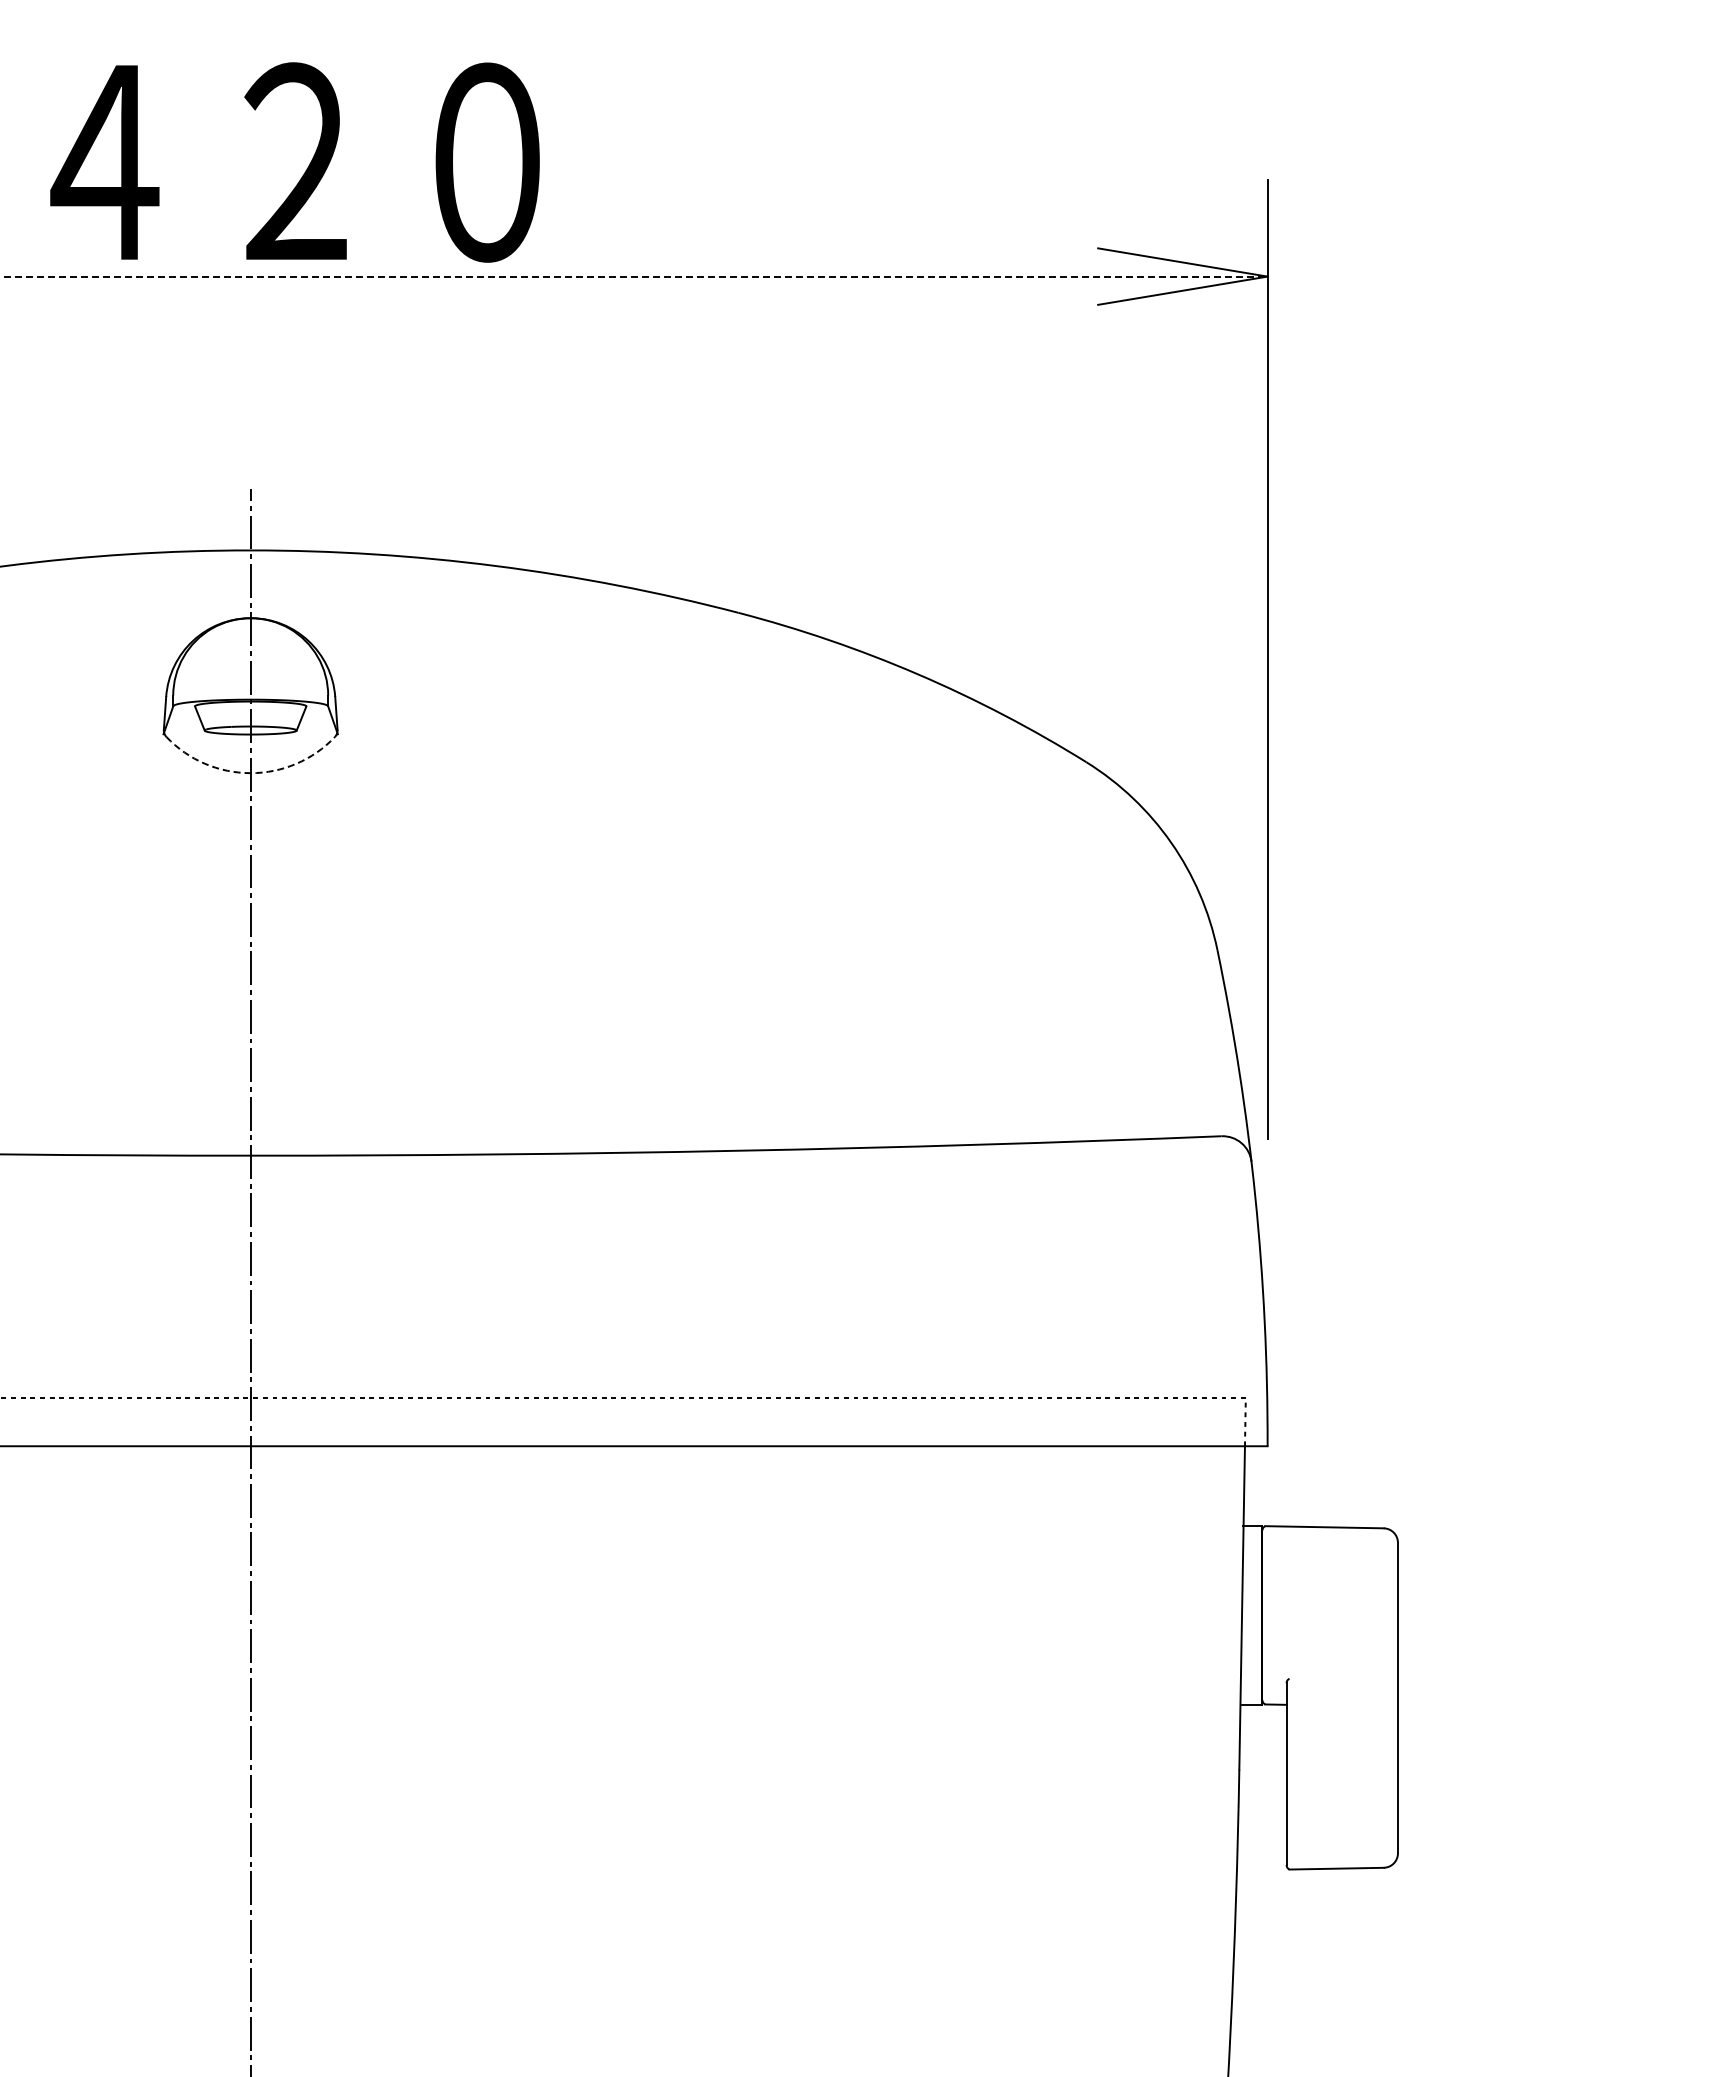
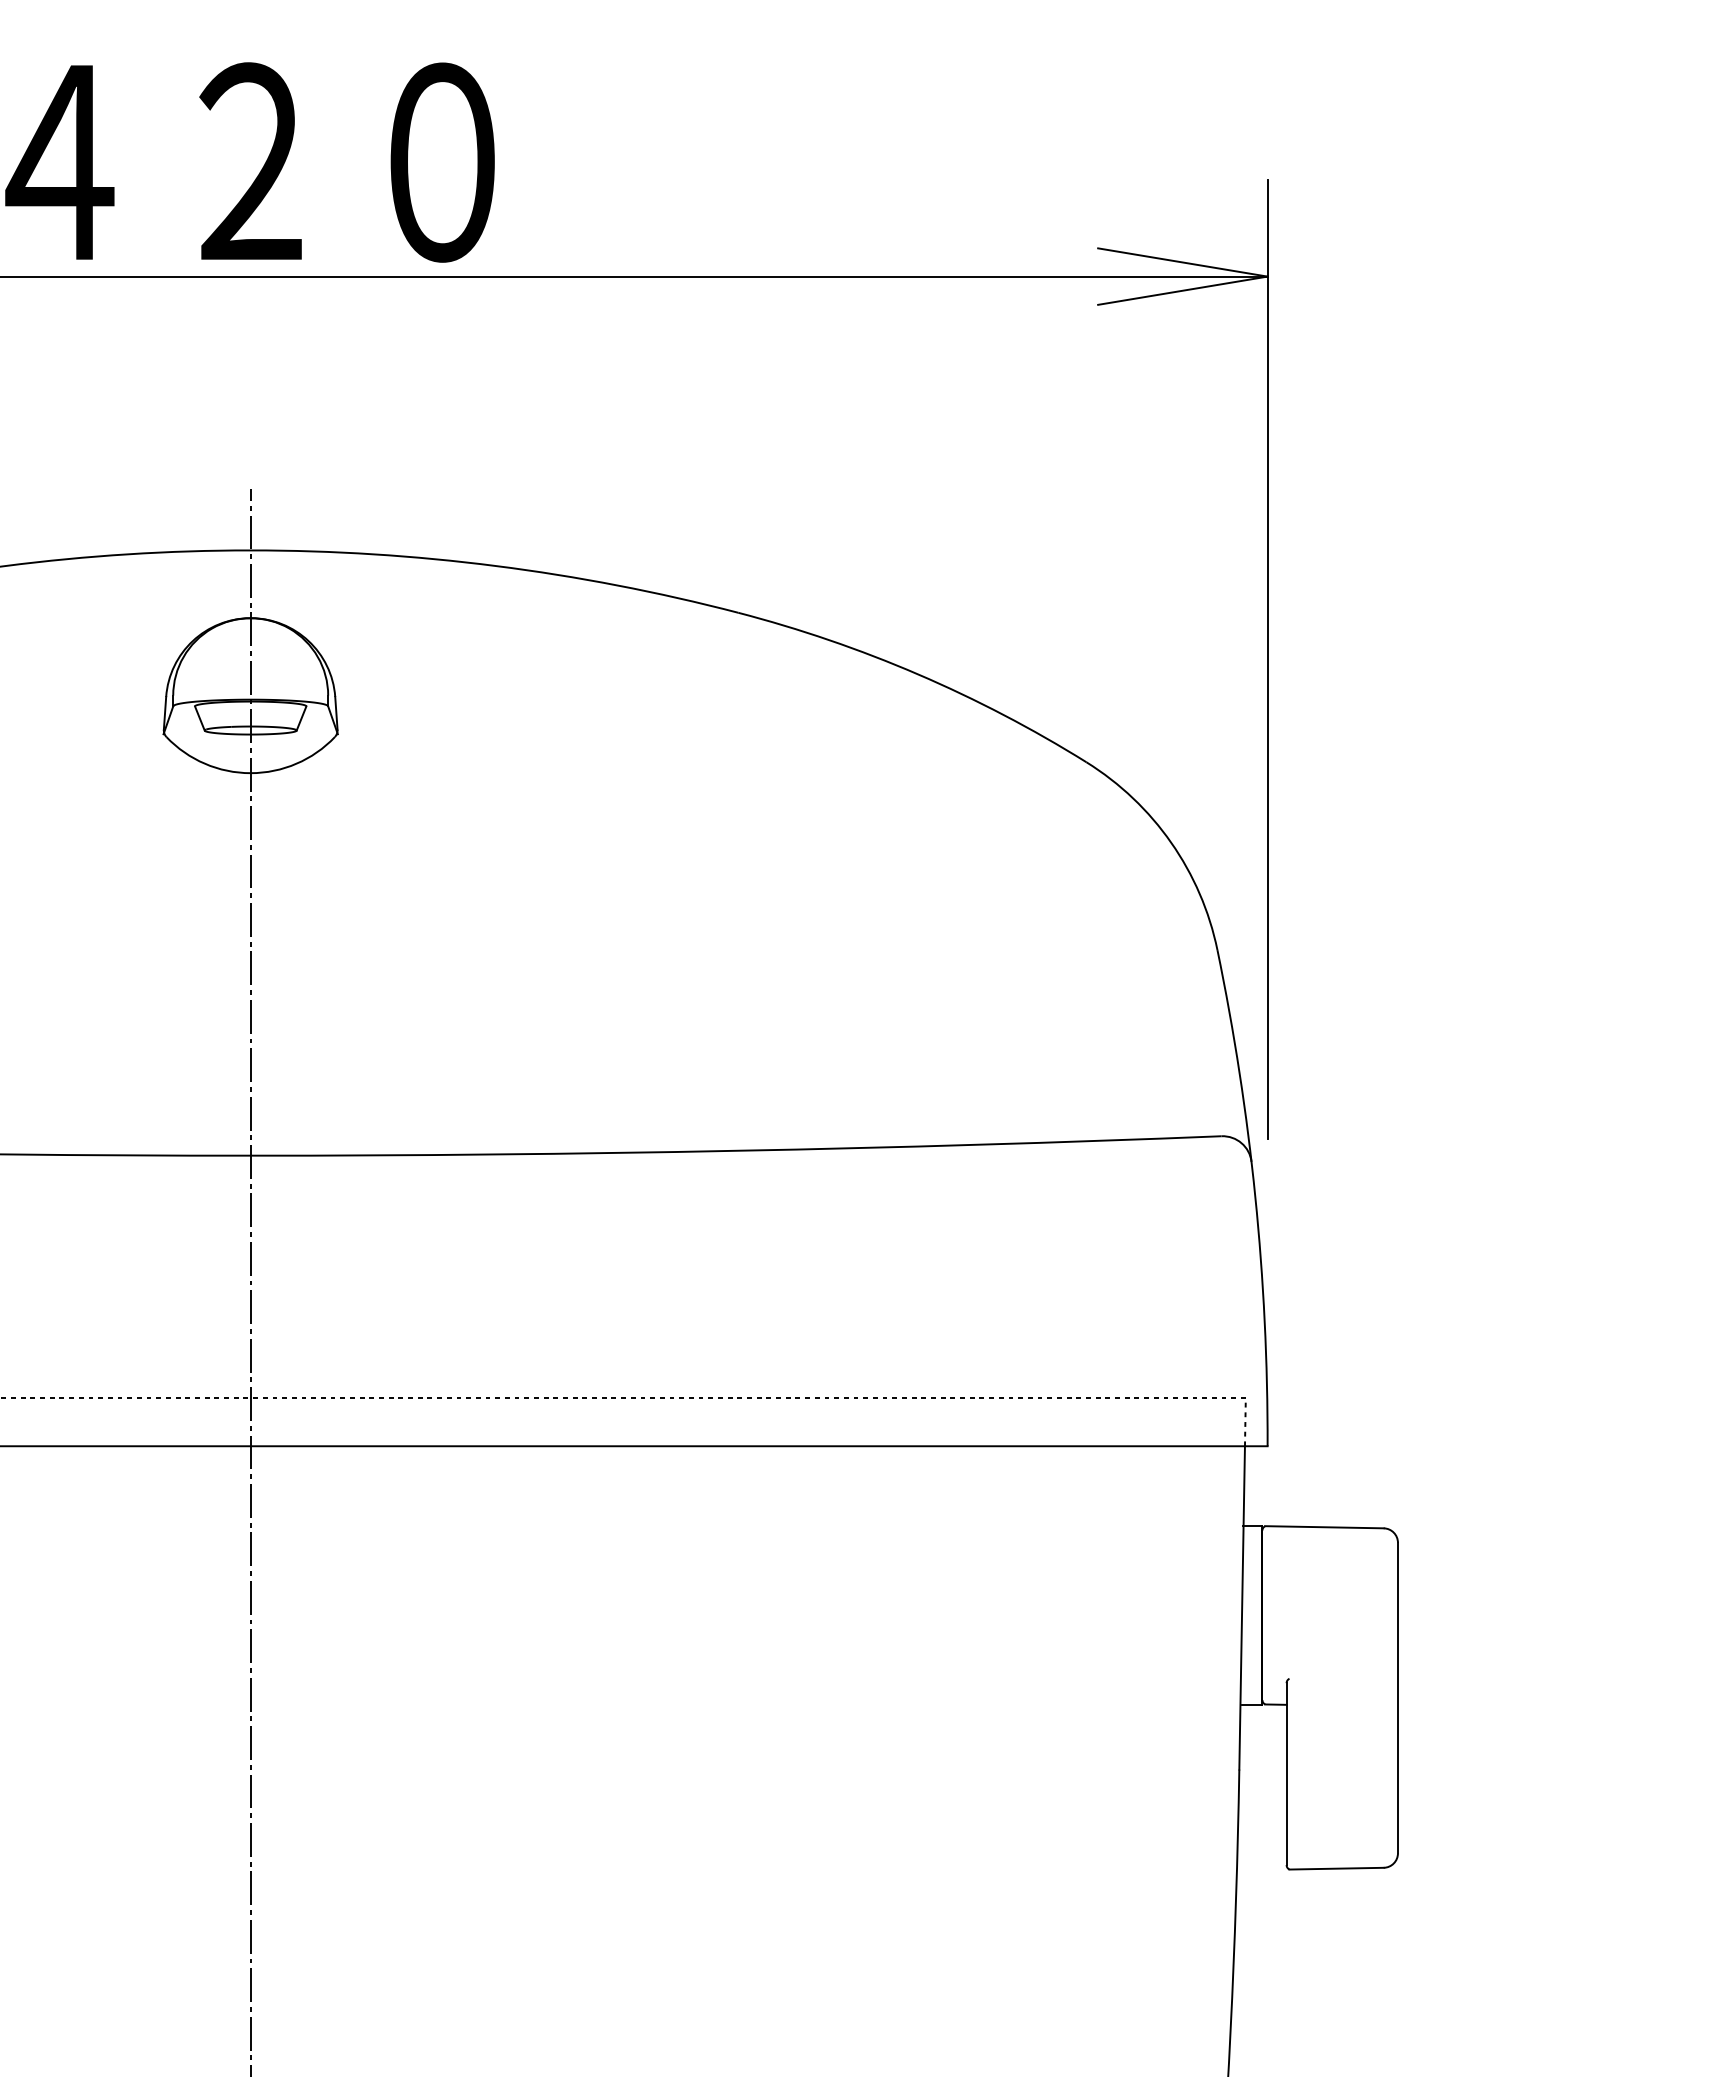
text position: (294, 162) -> (249, 162) (249, 162)
line: dashed -> solid (634, 276)
arc: dashed -> solid (250, 773)
